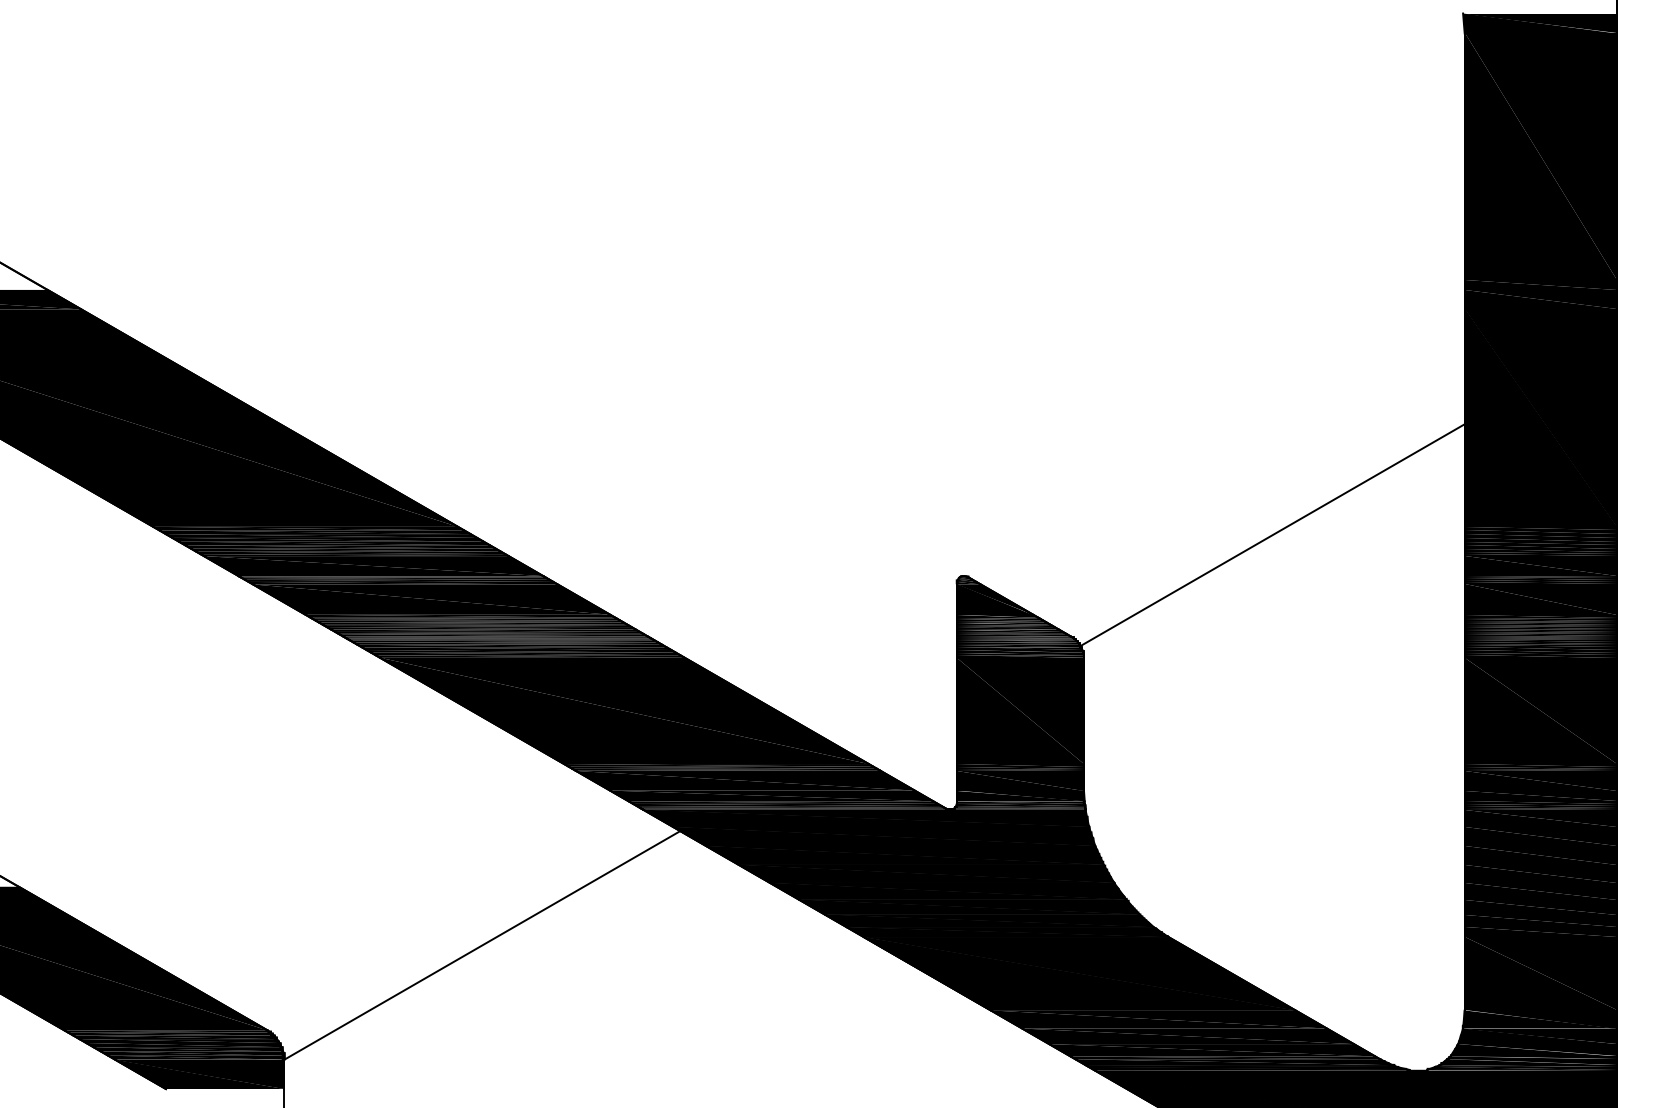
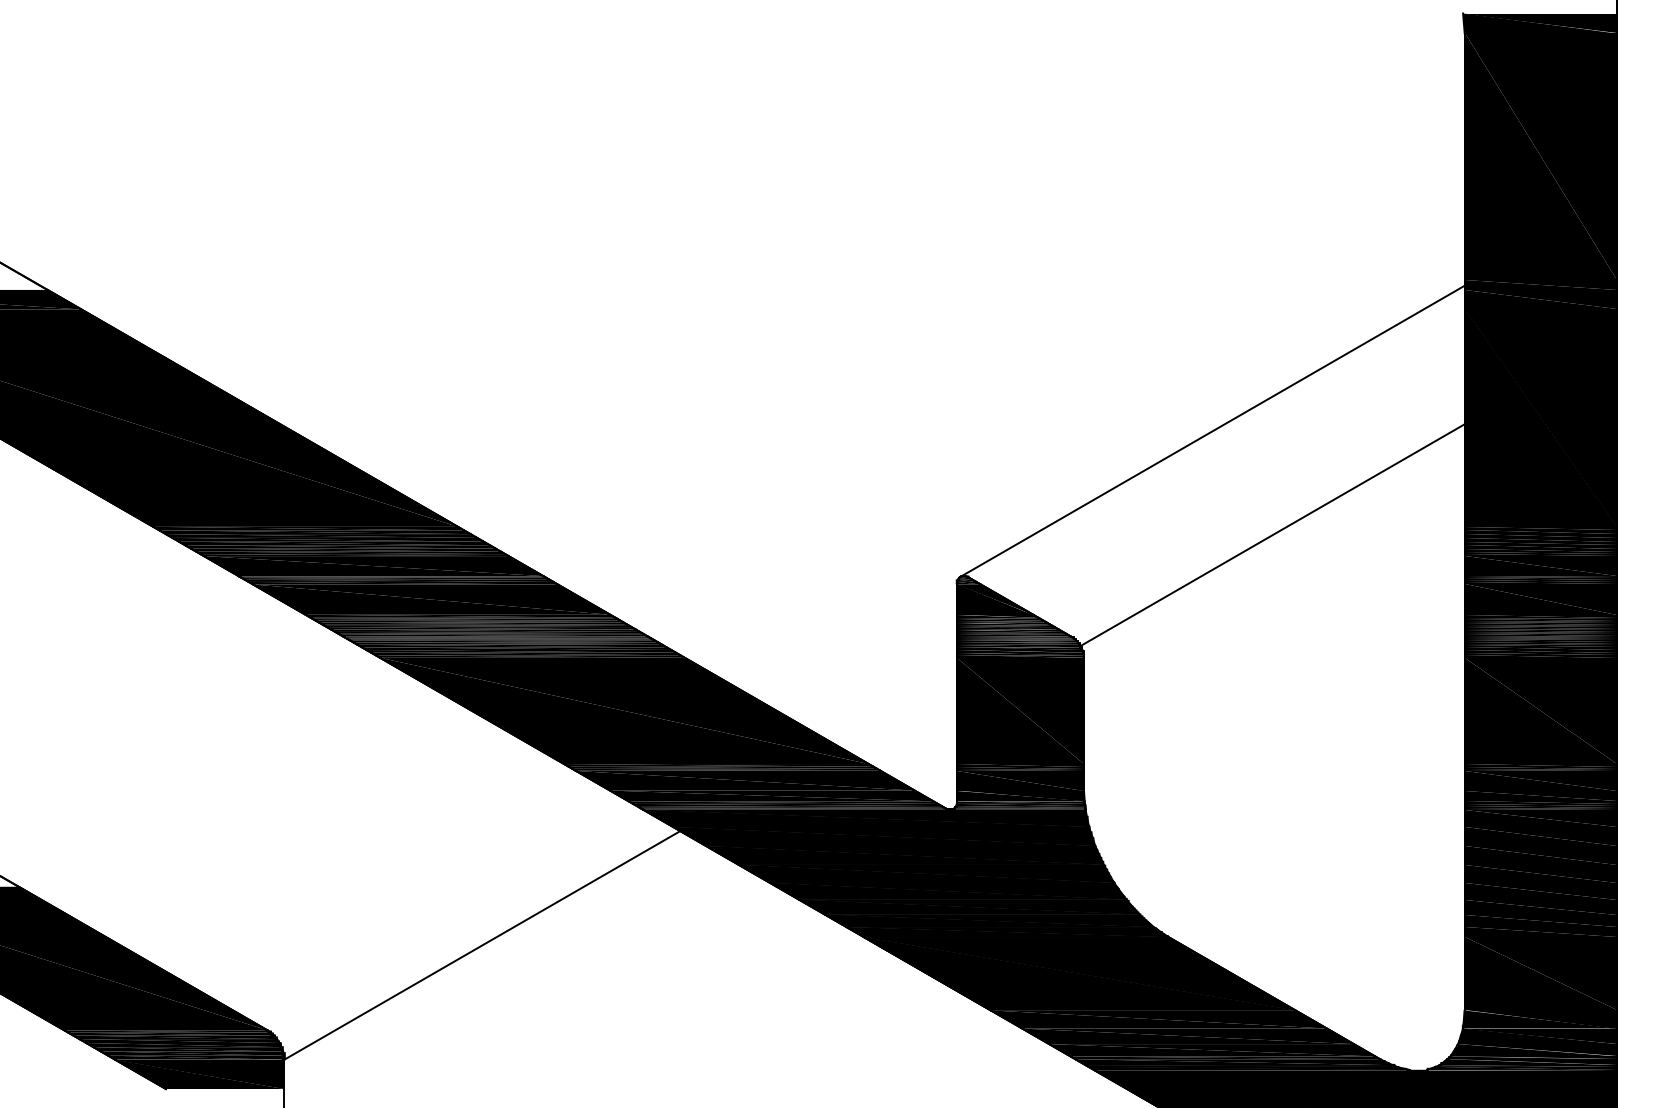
line: none -> present (1212, 430)
